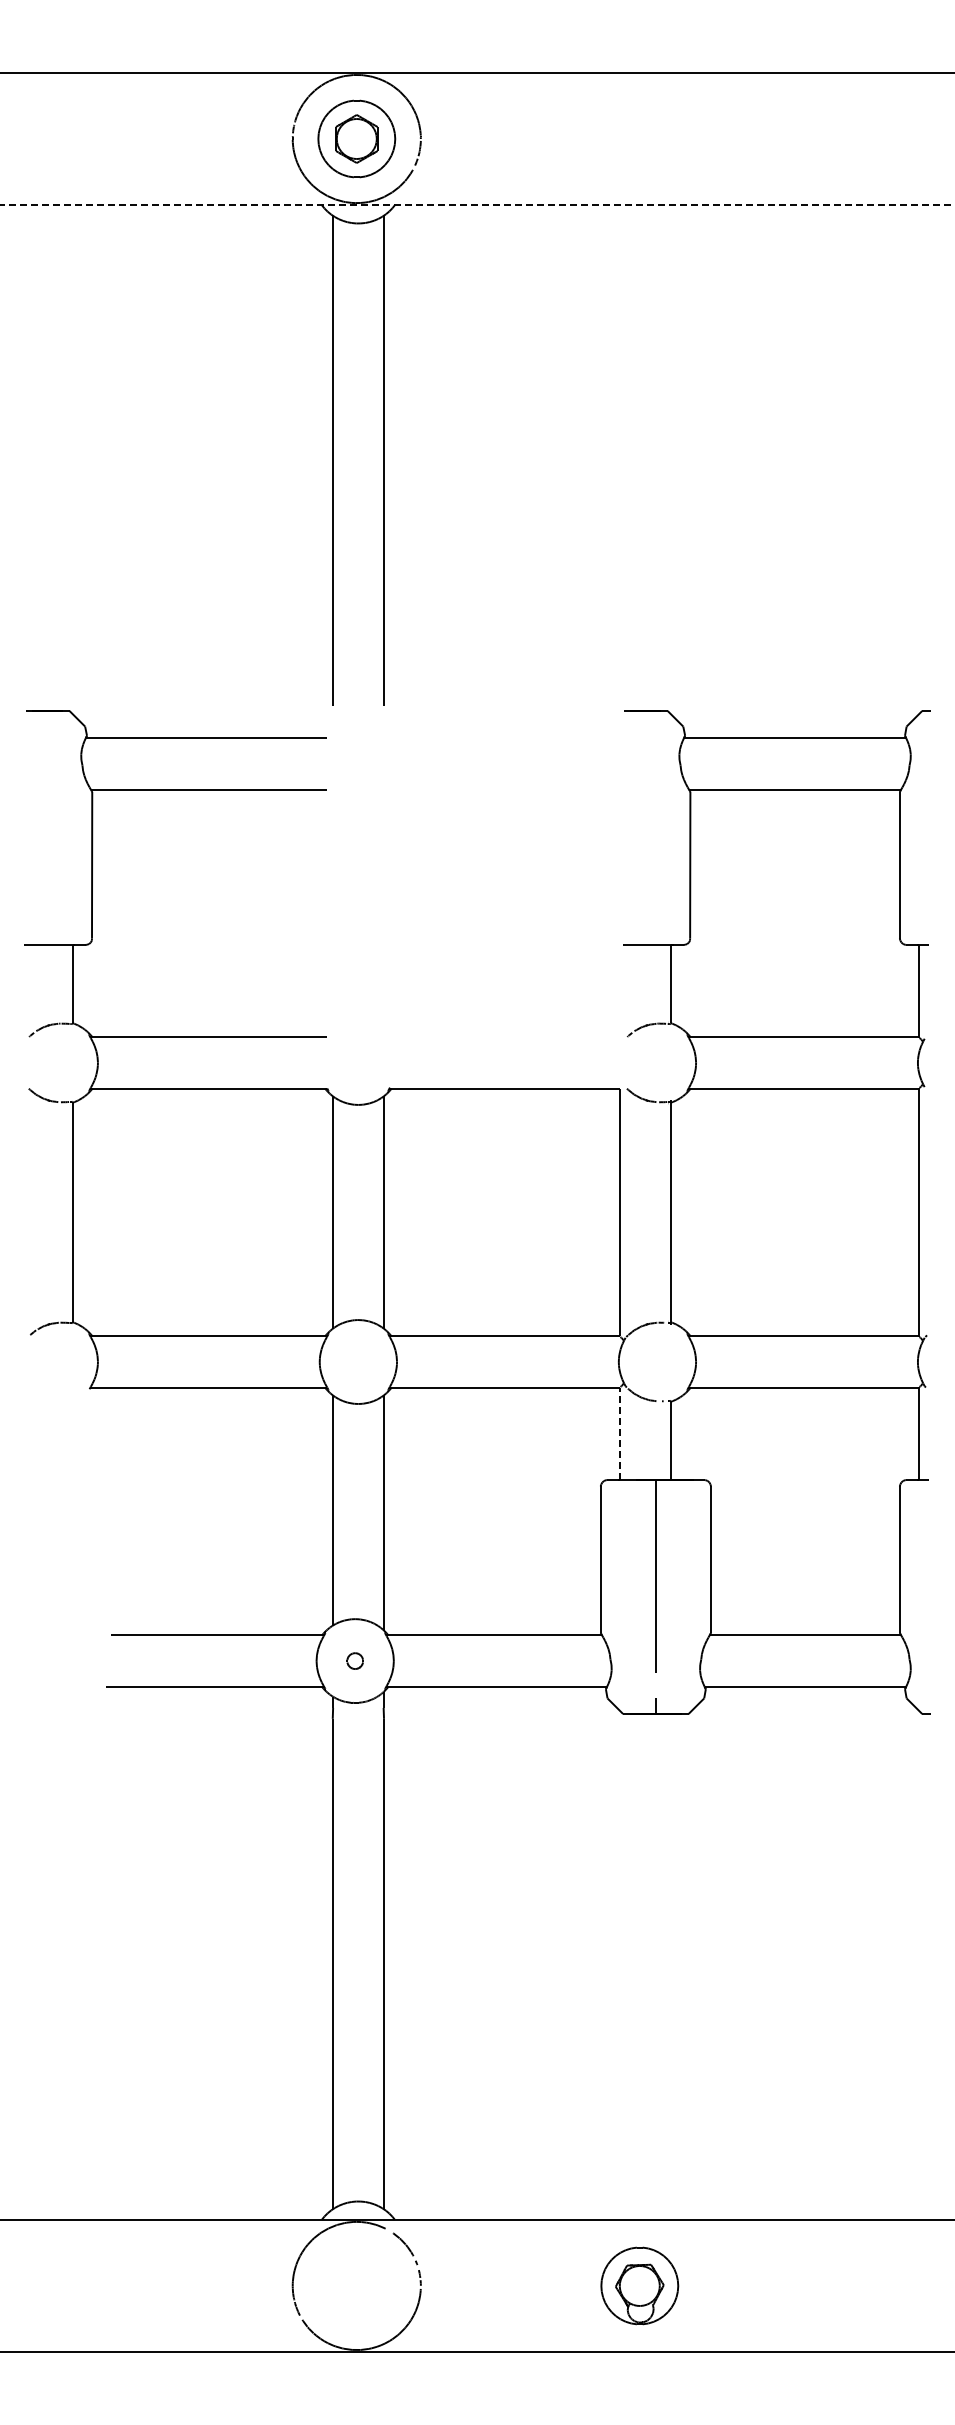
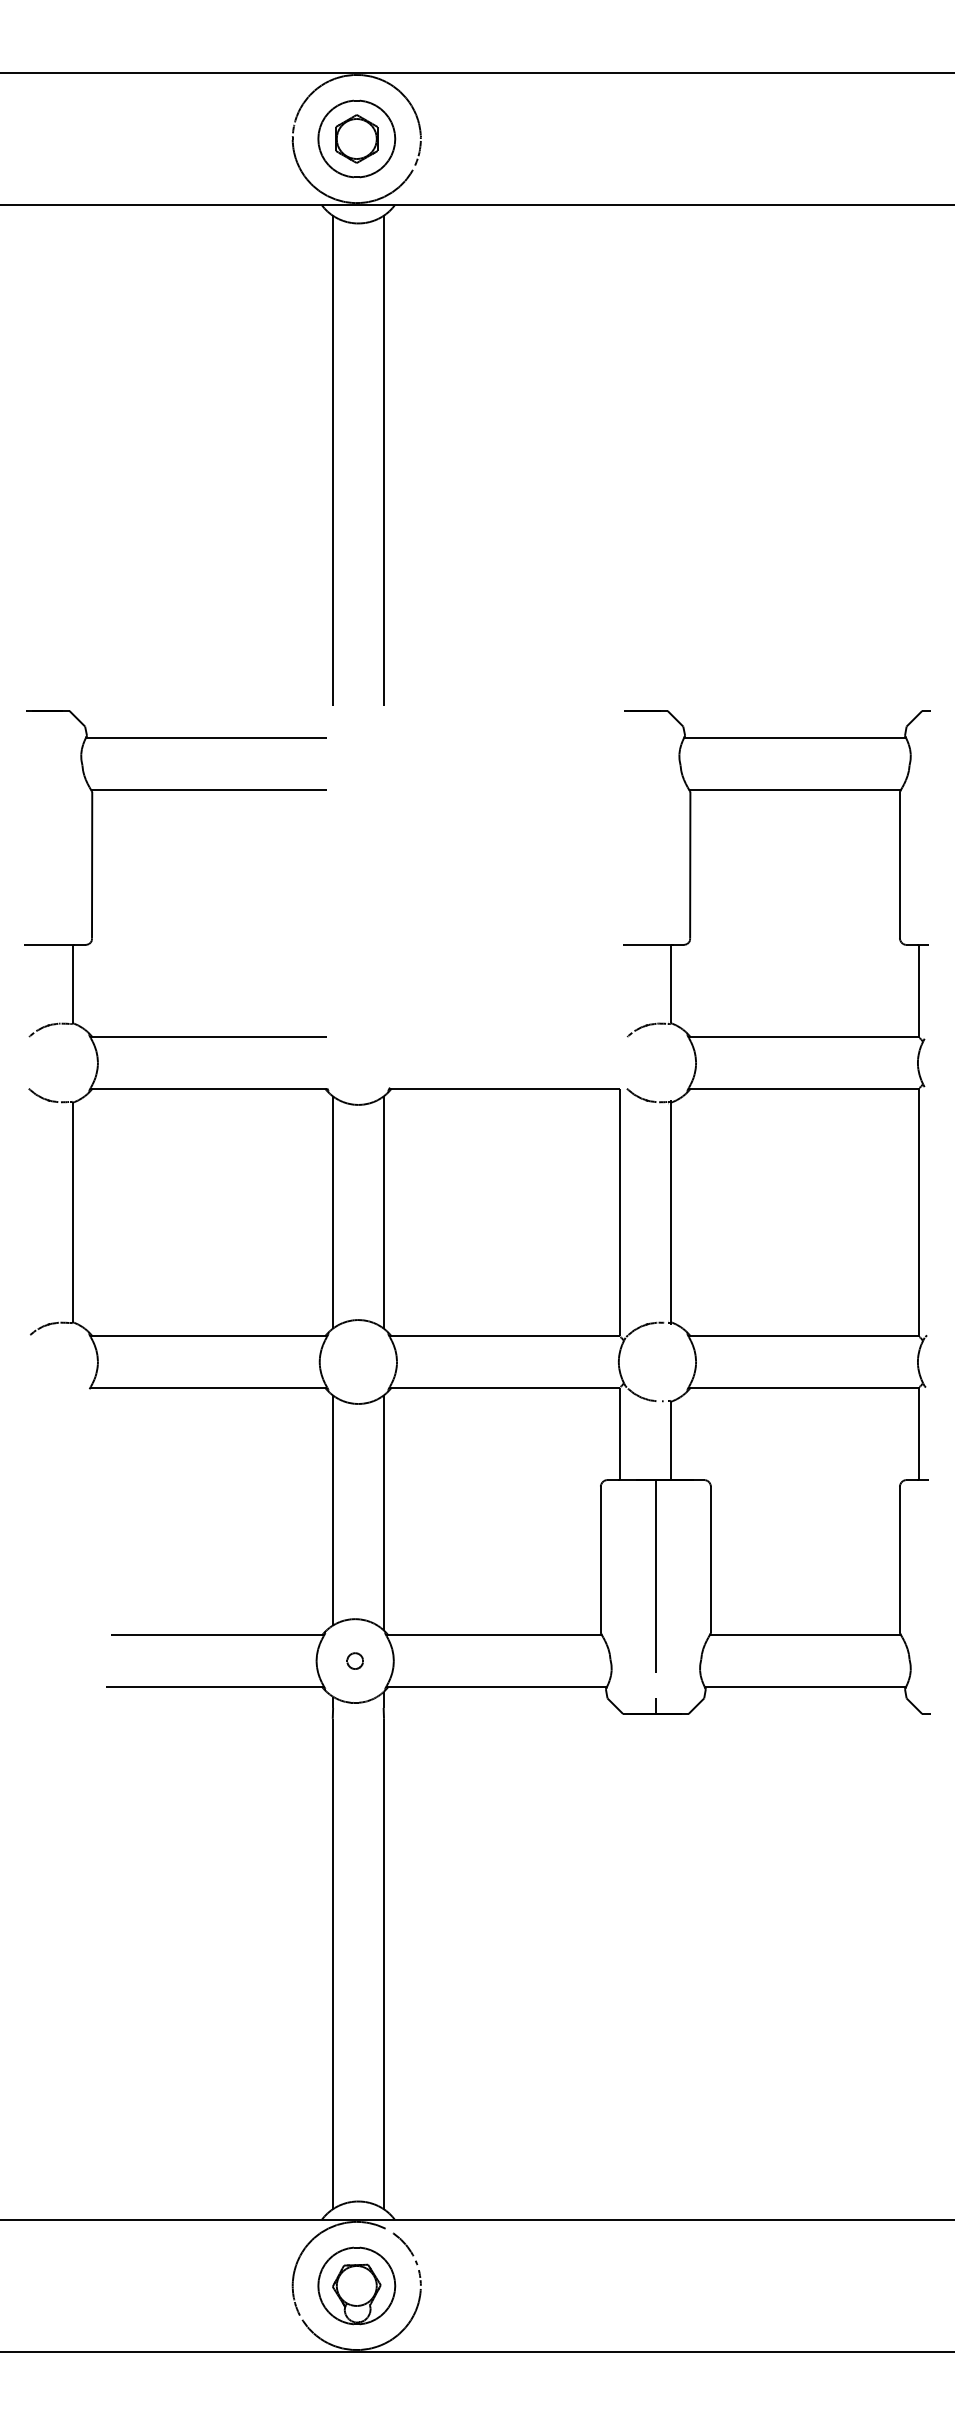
line: dashed -> solid (477, 205)
line: dashed -> solid (620, 1433)
part position: (639, 2285) -> (356, 2285) (356, 2285)
